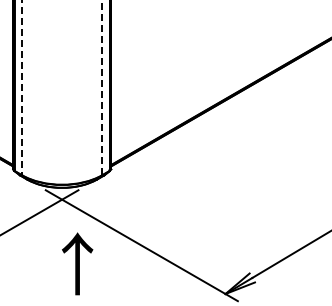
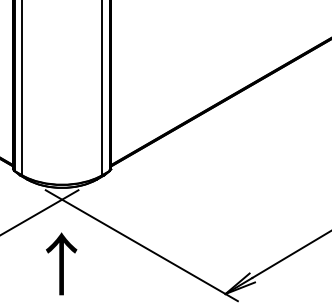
line: dashed -> solid (102, 87)
line: dashed -> solid (21, 88)
text position: (77, 263) -> (61, 263) (61, 263)
